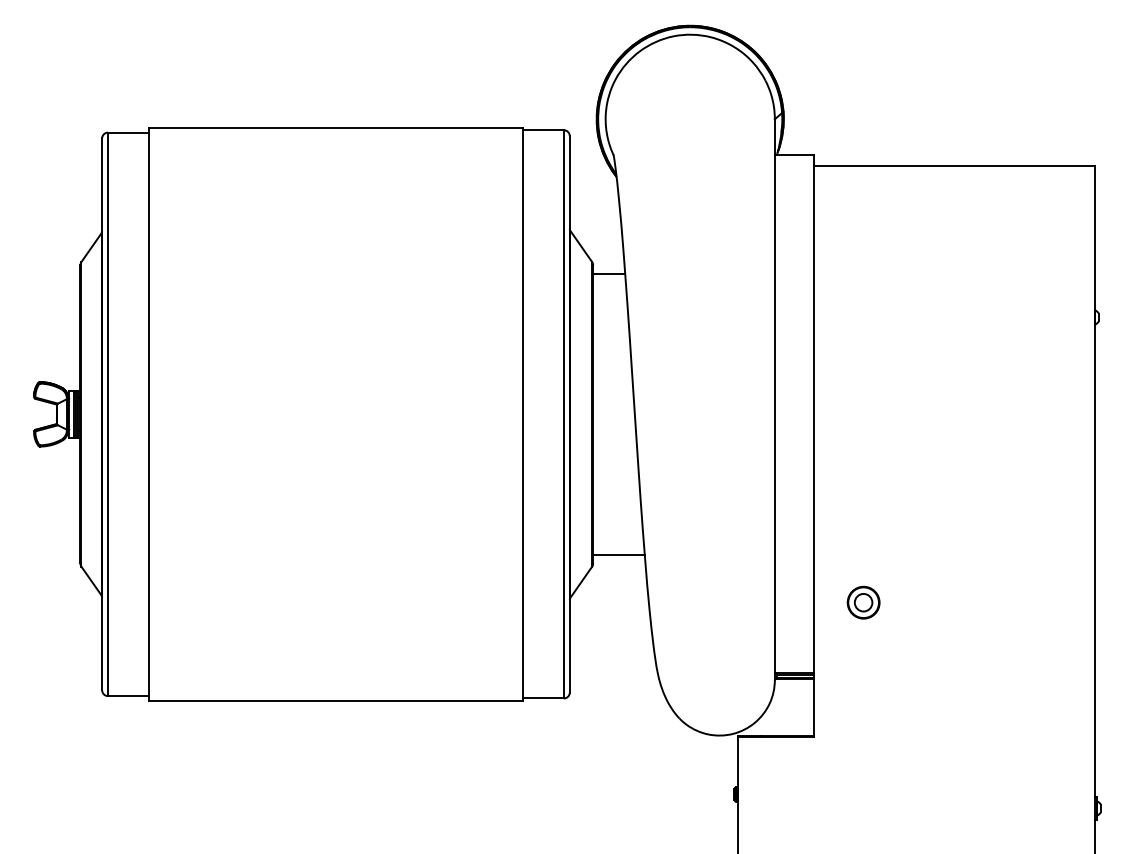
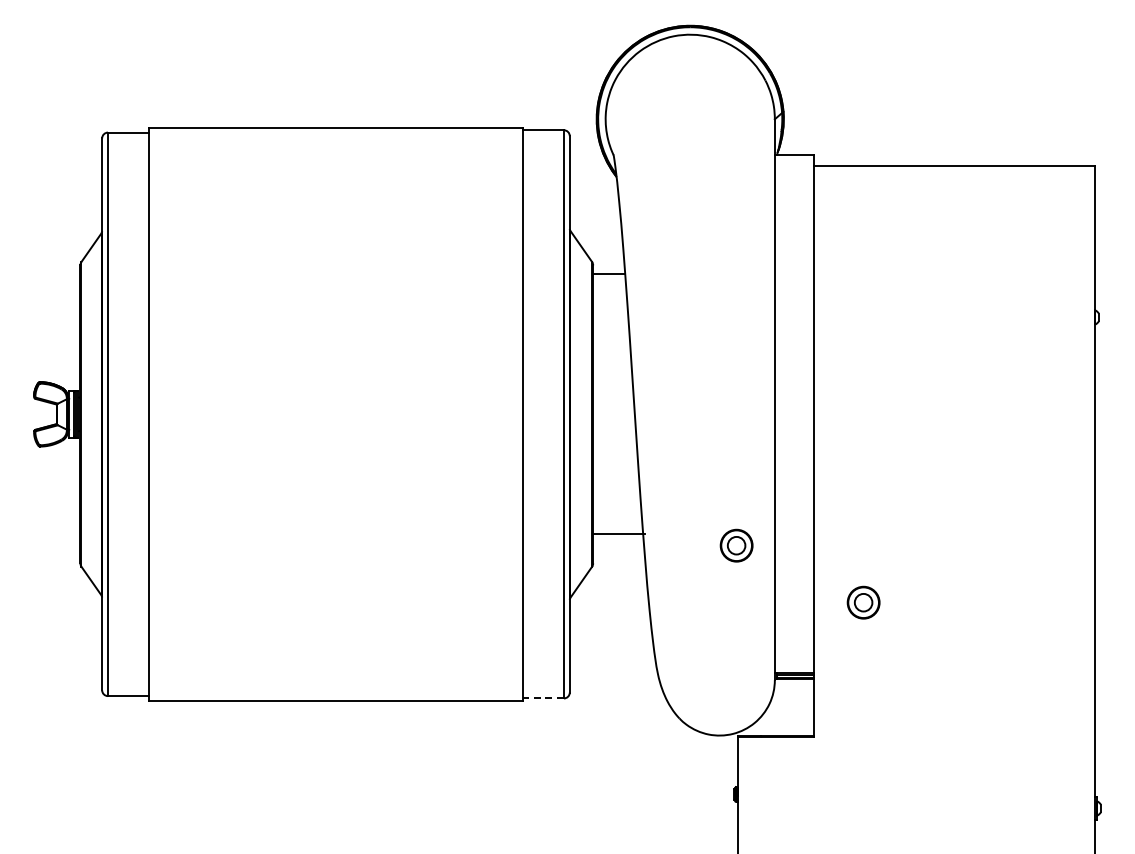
part: none -> present (736, 545)
line position: (618, 554) -> (618, 533) (618, 533)
line: solid -> dashed (542, 698)
